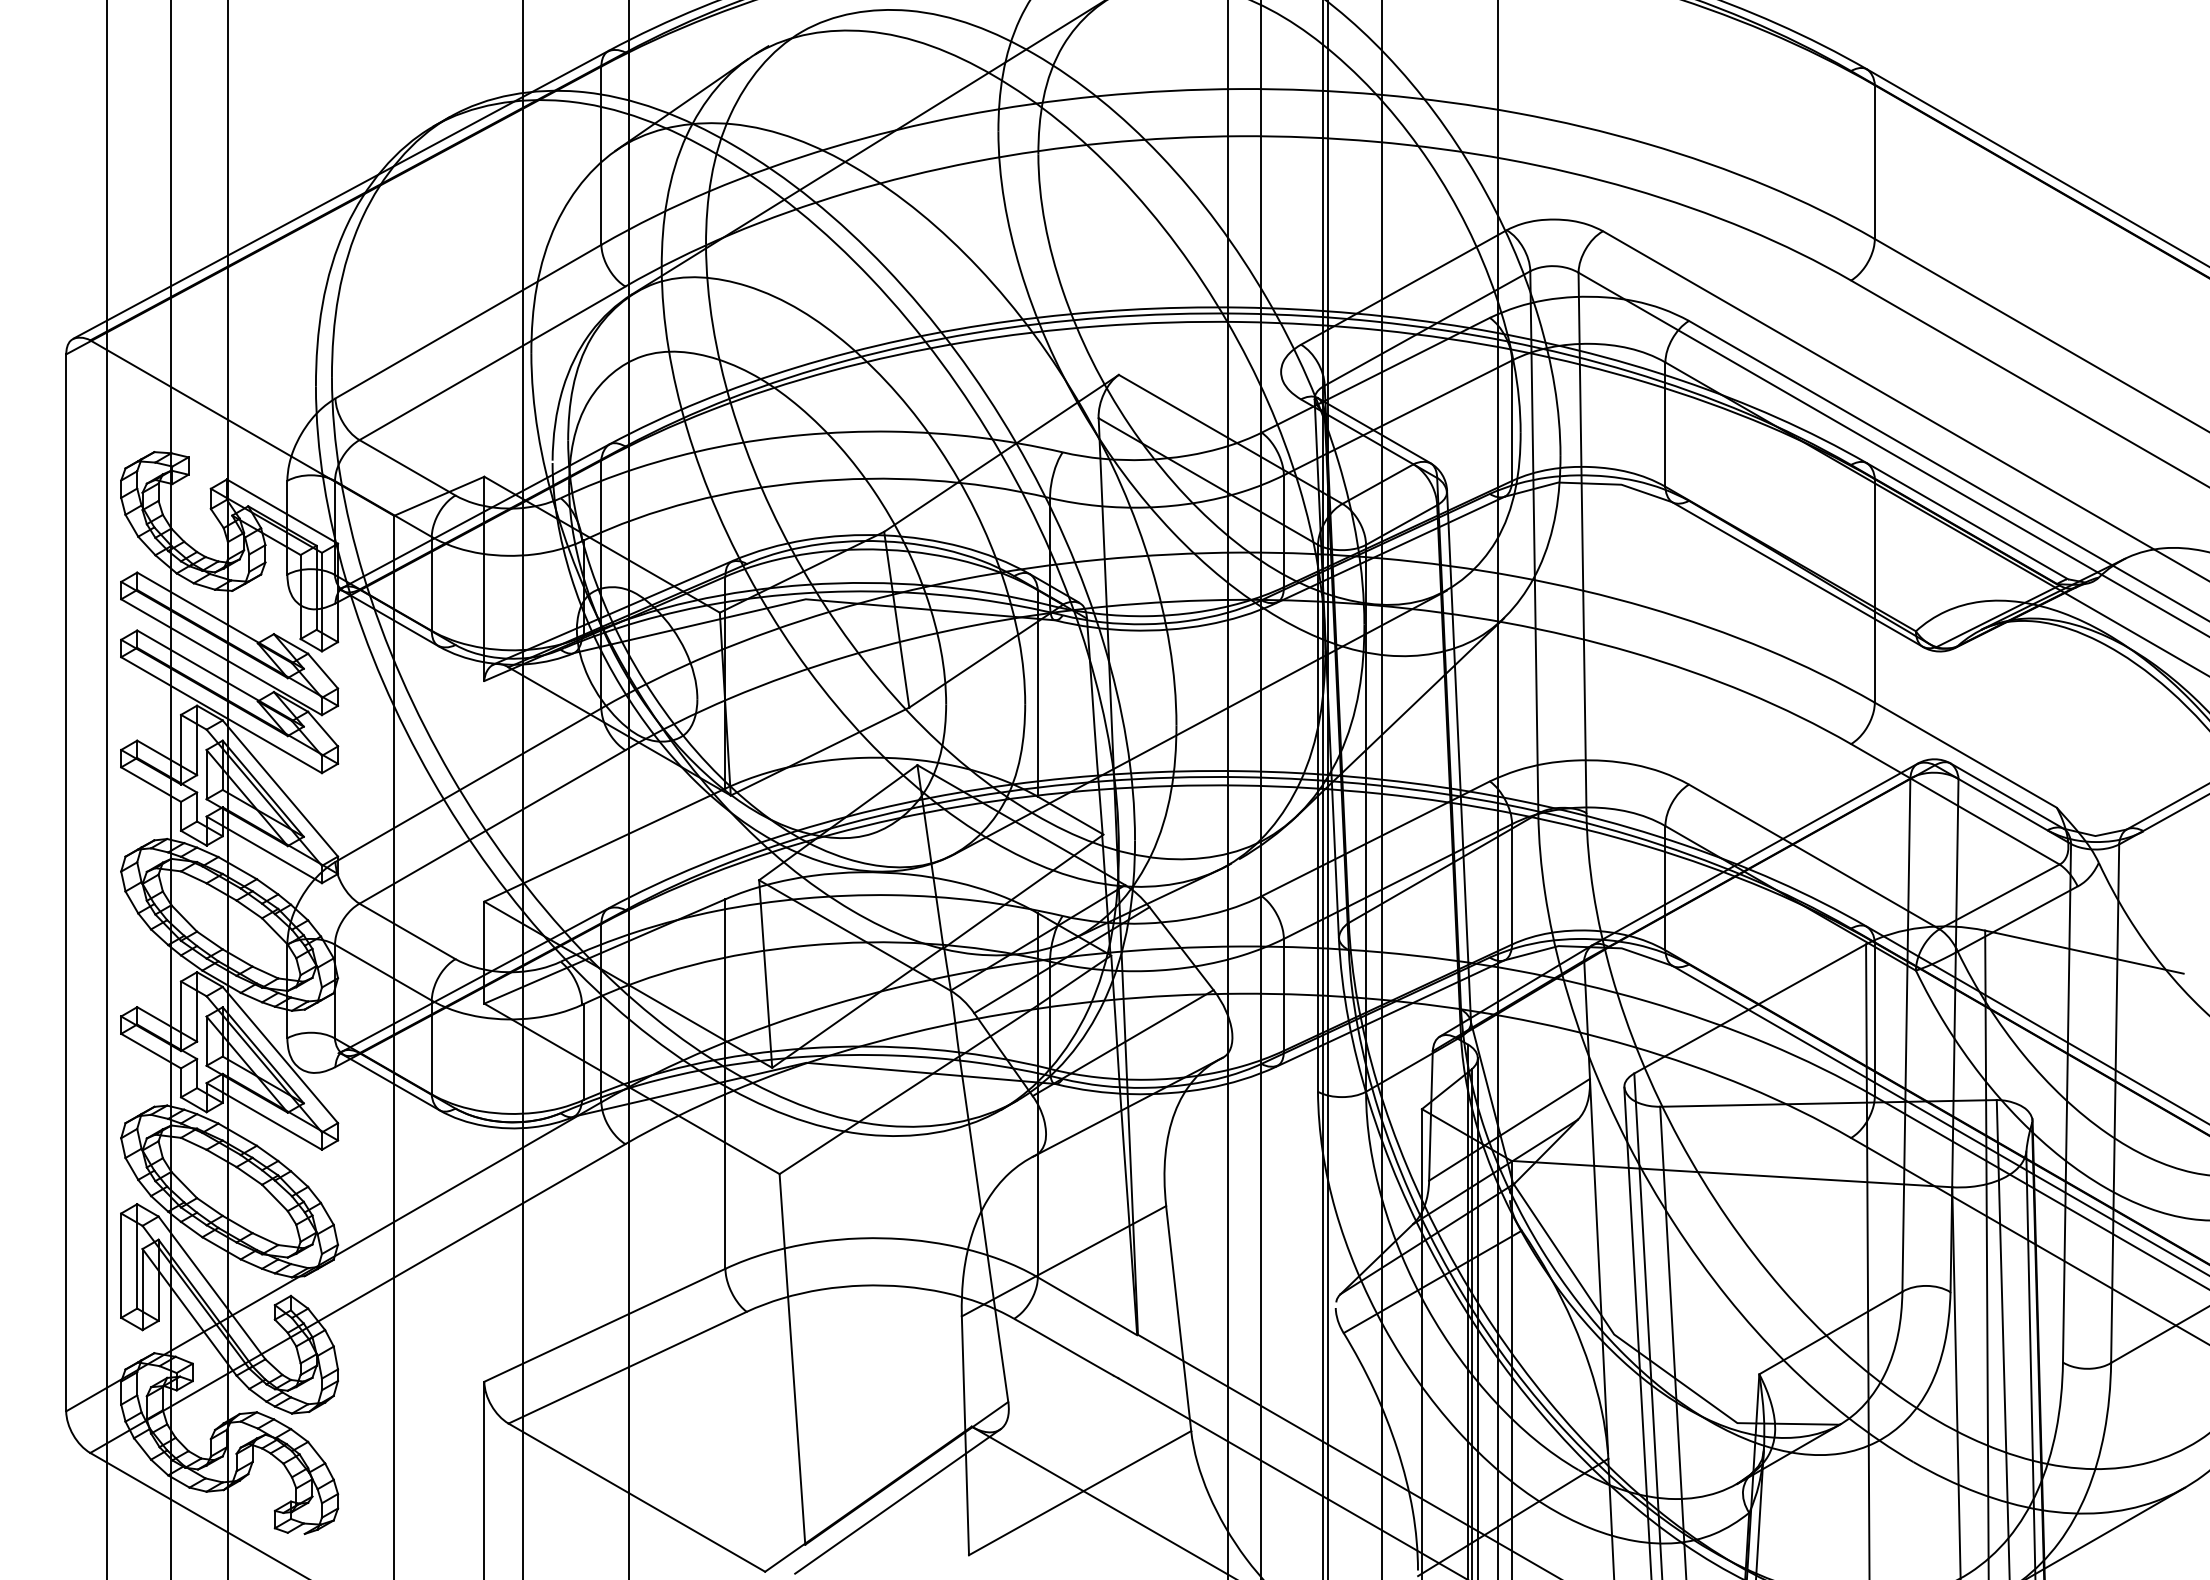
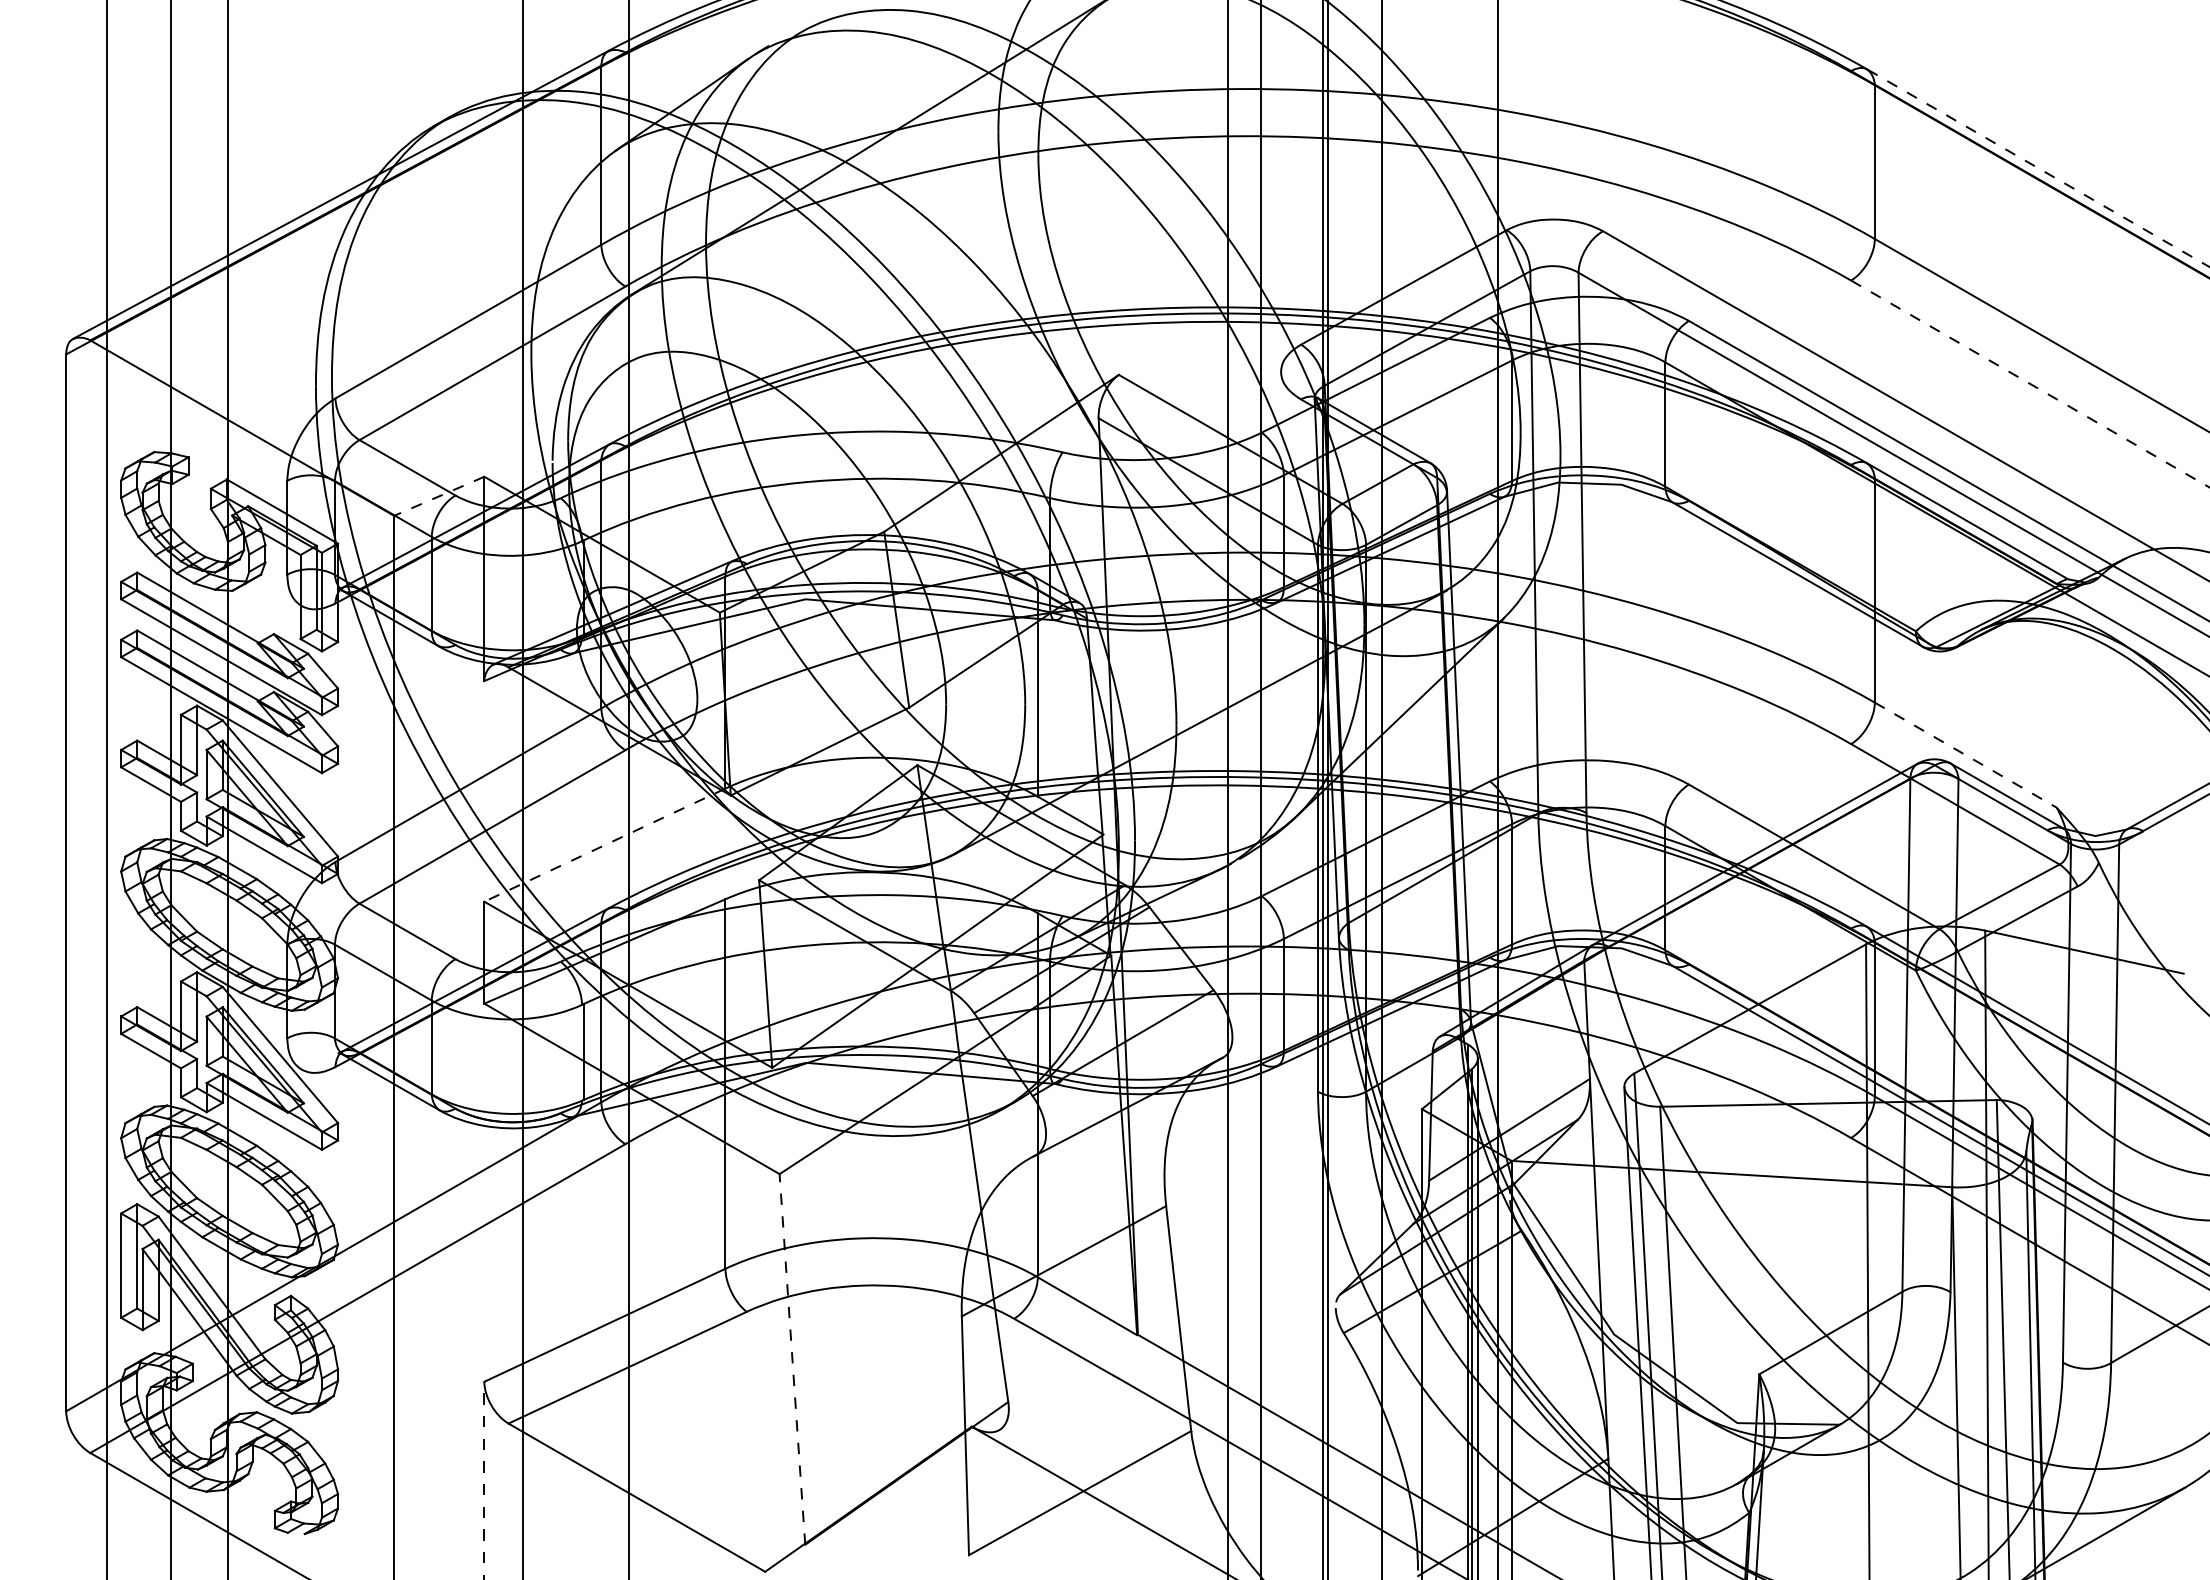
line: solid -> dashed (2039, 168)
line: solid -> dashed (2030, 384)
line: solid -> dashed (438, 496)
line: solid -> dashed (1966, 755)
line: solid -> dashed (604, 845)
line: solid -> dashed (792, 1359)
line: solid -> dashed (484, 1480)
line: present -> none (897, 1501)
